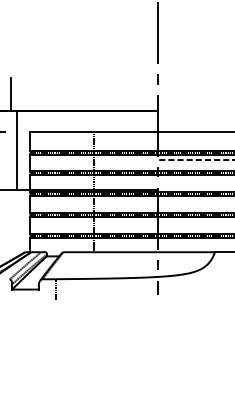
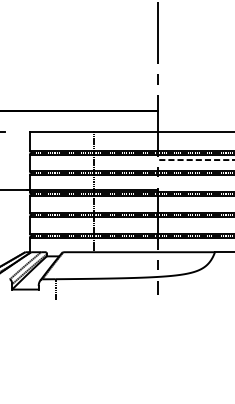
line: present -> none (10, 93)
line: present -> none (17, 149)
